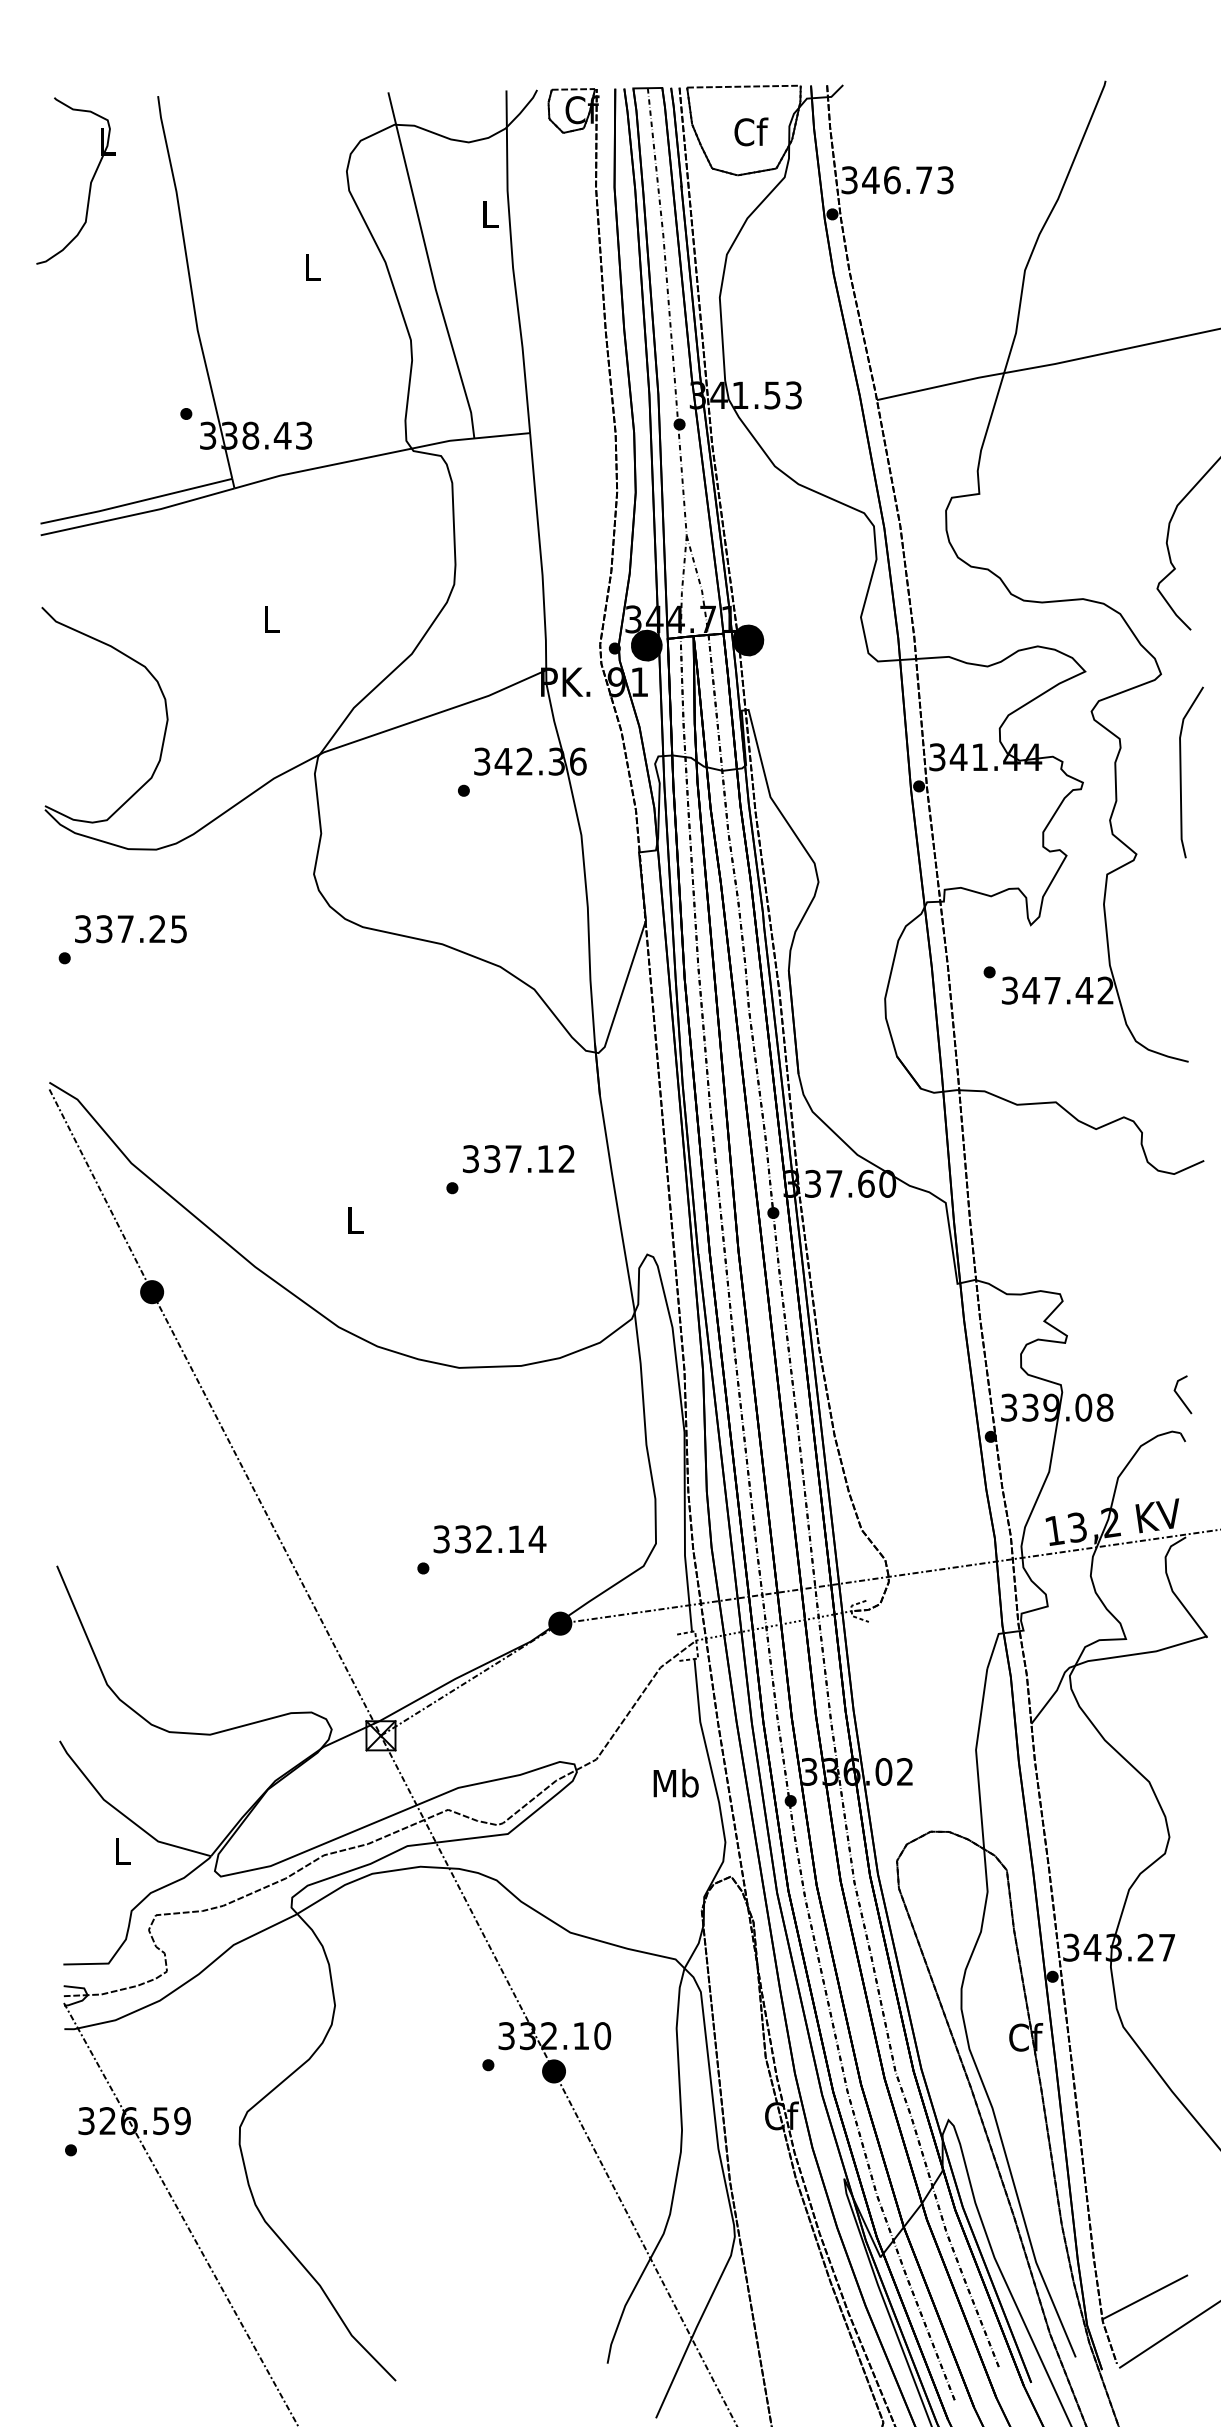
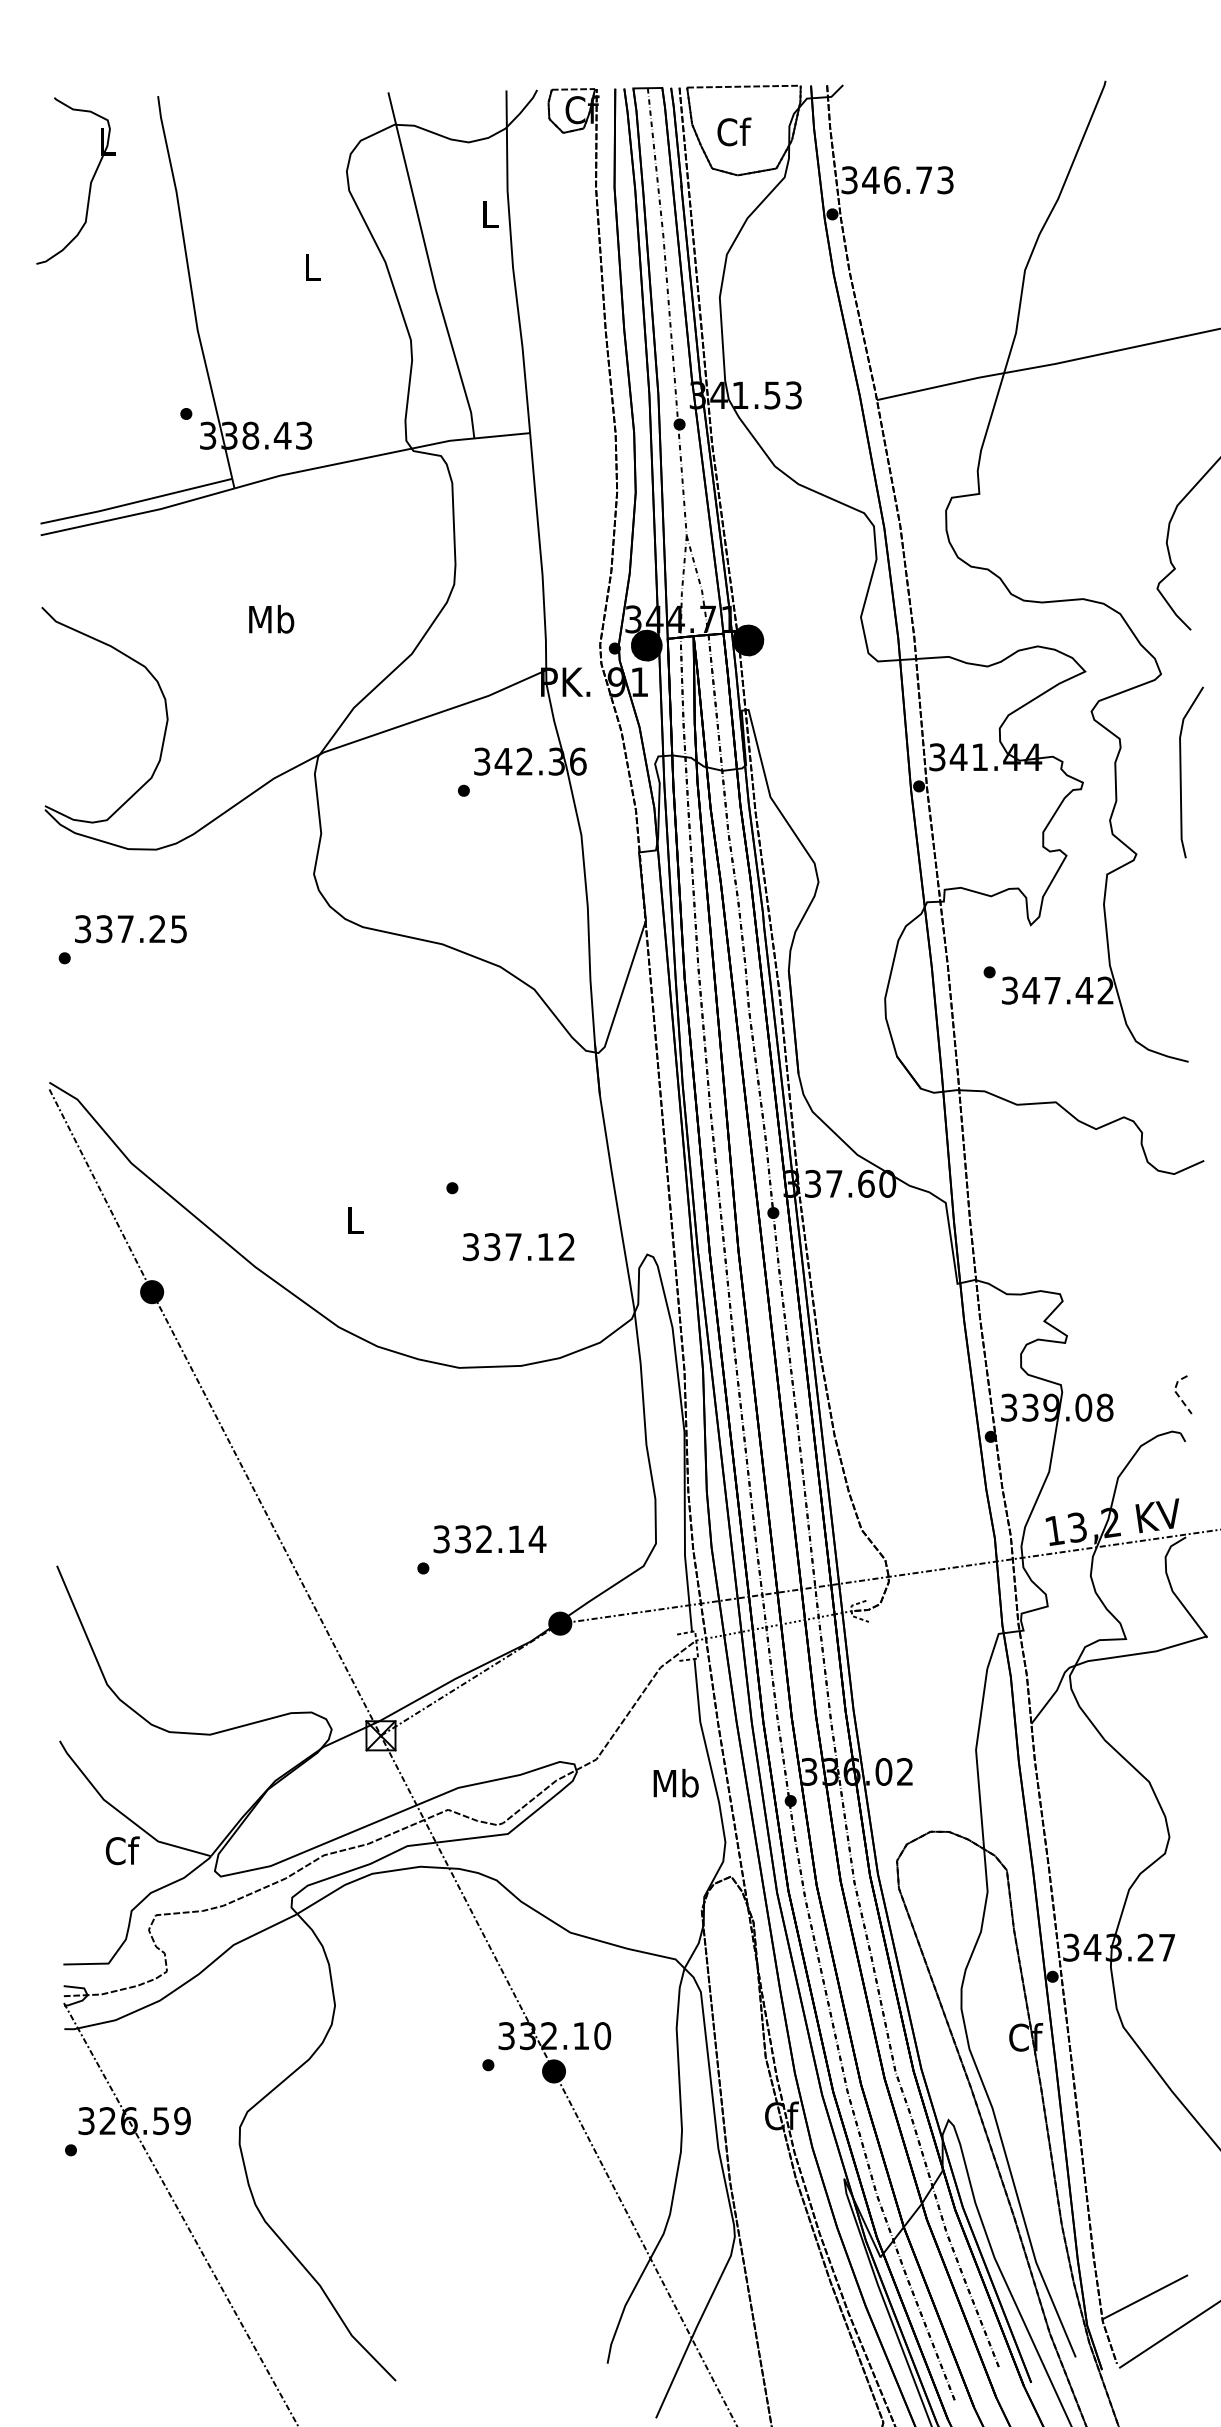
text position: (751, 131) -> (734, 131) (734, 131)
text: L -> Mb (271, 618)
text position: (518, 1159) -> (518, 1247) (518, 1247)
line: solid -> dashed (1176, 1392)
text: L -> Cf (122, 1850)
